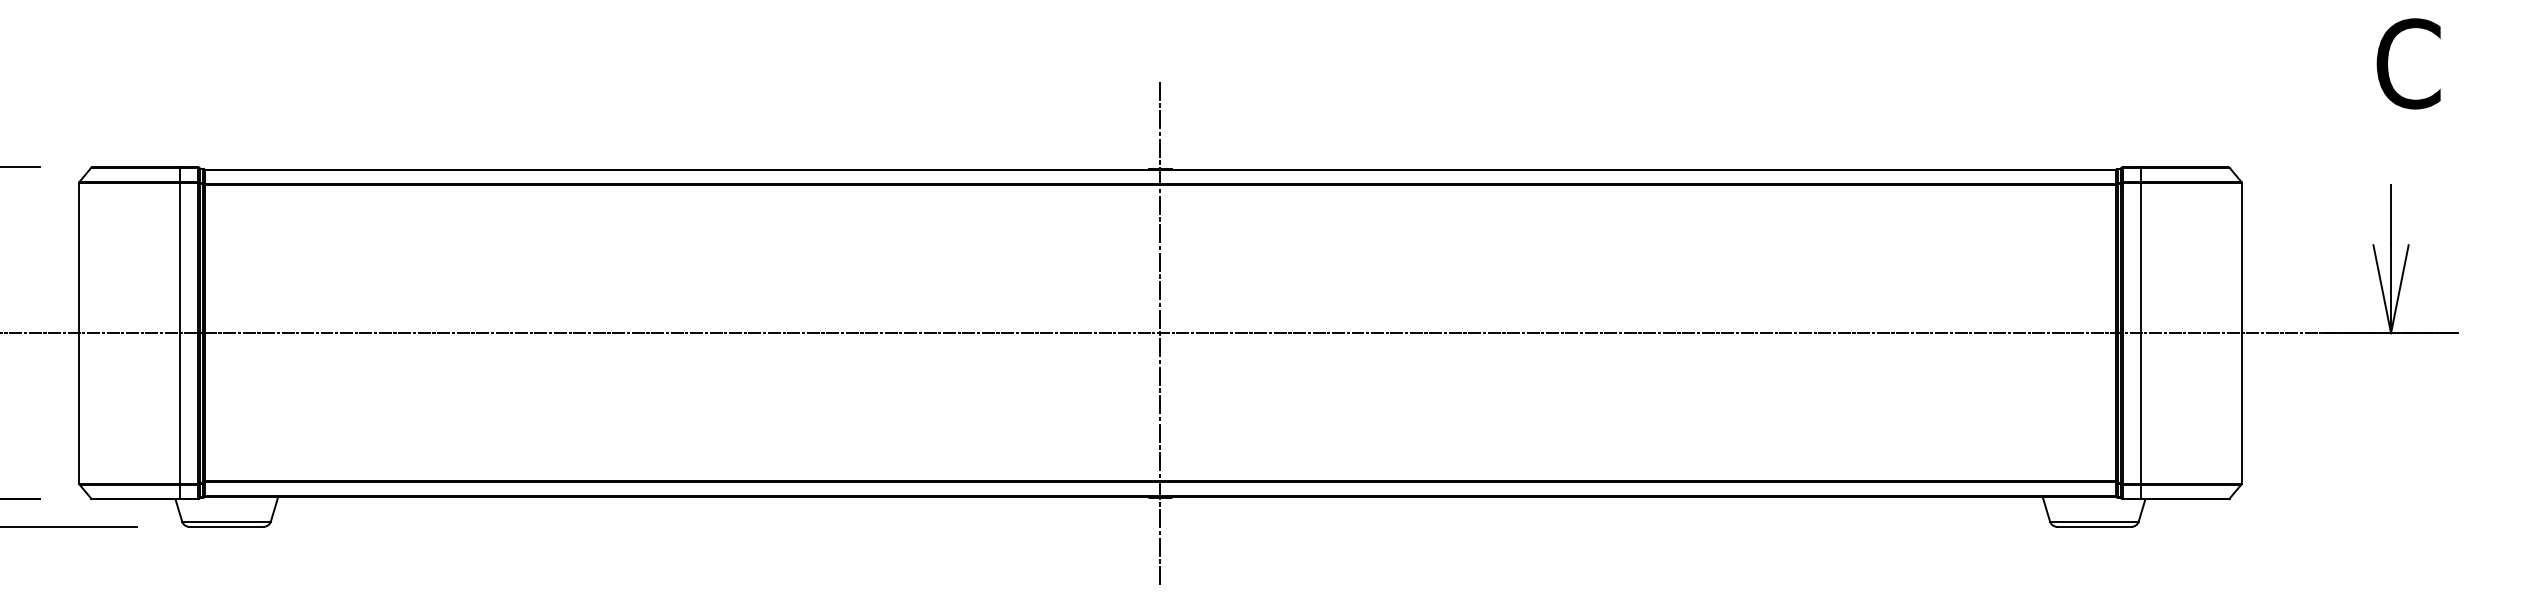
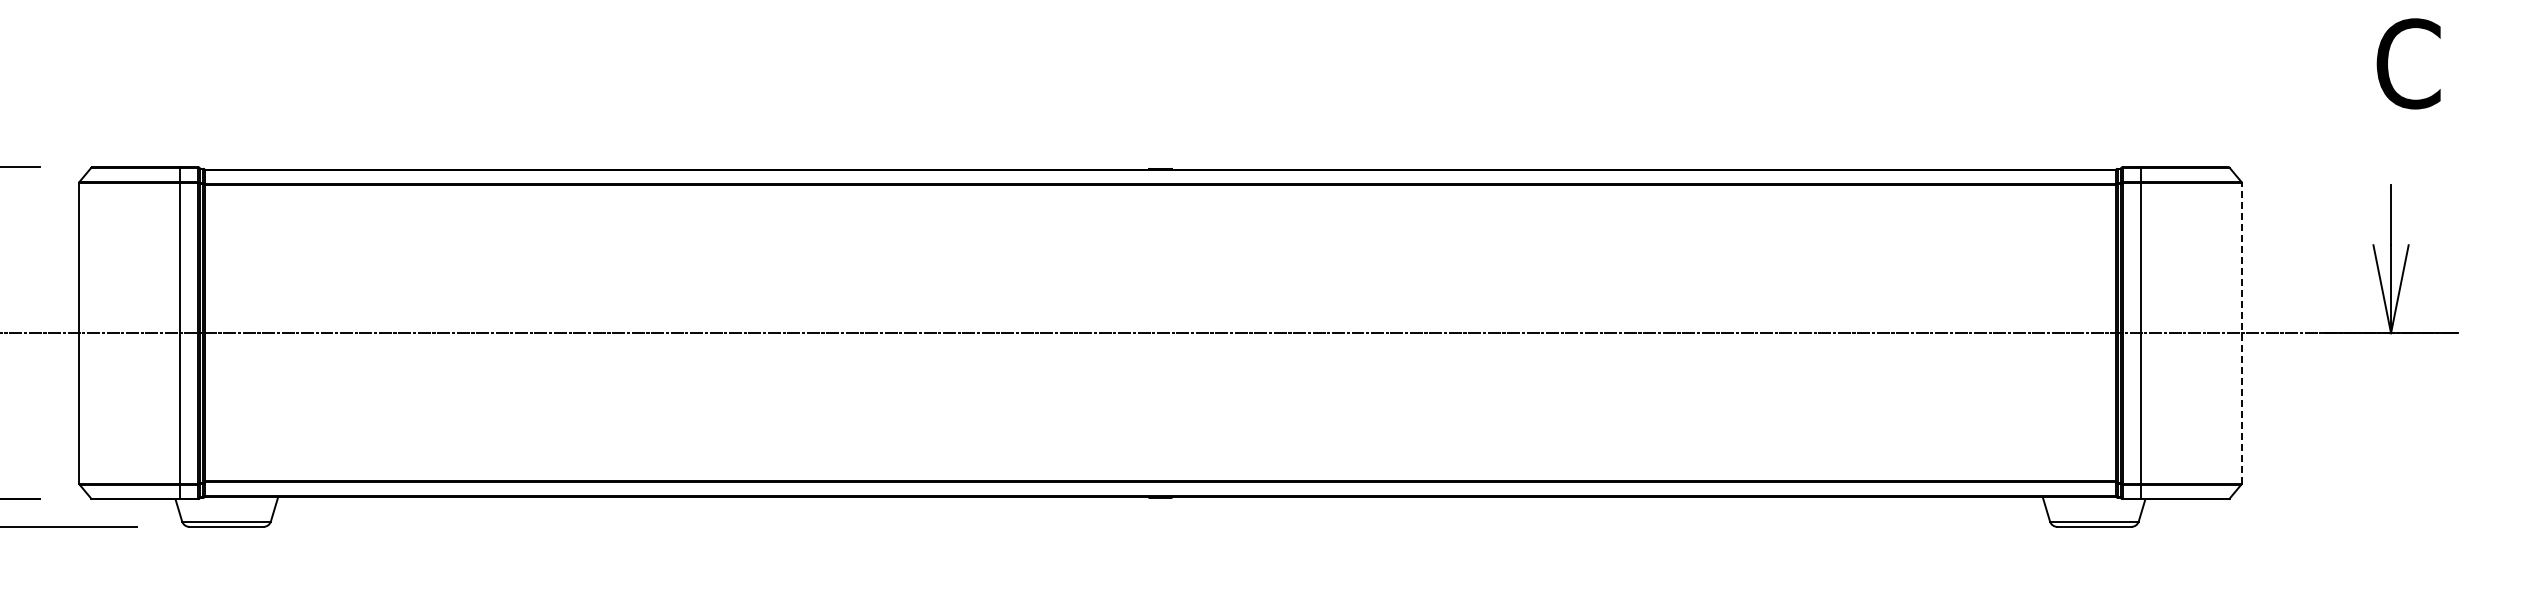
line: present -> none (1160, 332)
line: solid -> dashed (2241, 332)
